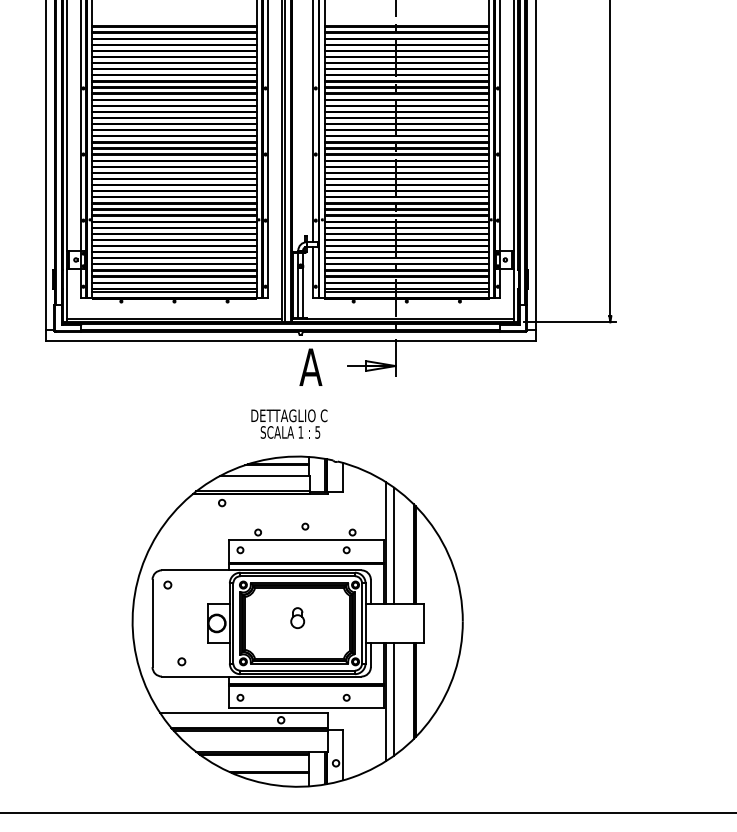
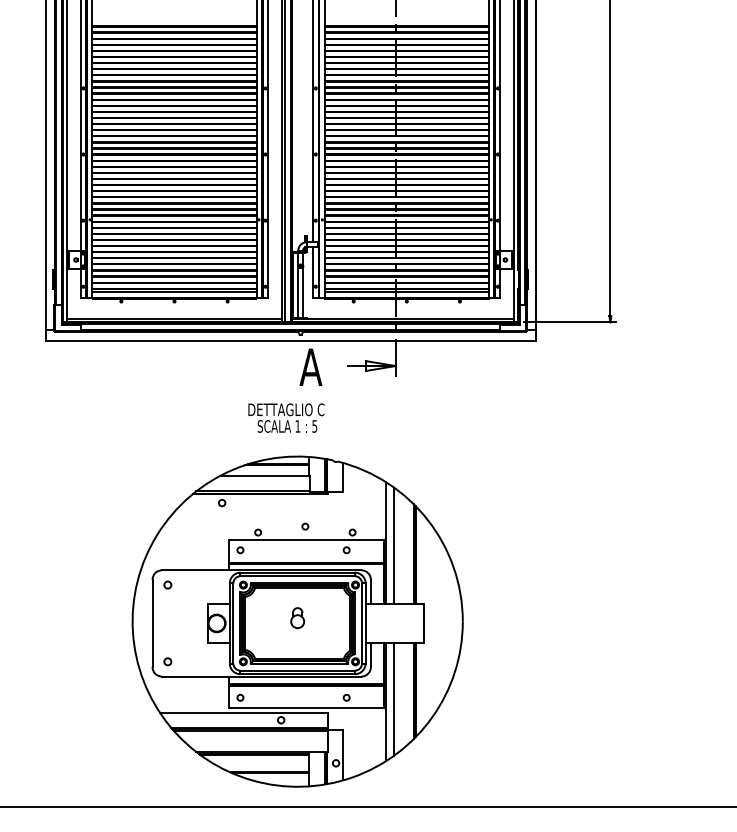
text position: (289, 423) -> (286, 417) (286, 417)
circle position: (181, 661) -> (167, 661) (167, 661)
line position: (367, 813) -> (367, 807) (367, 807)
